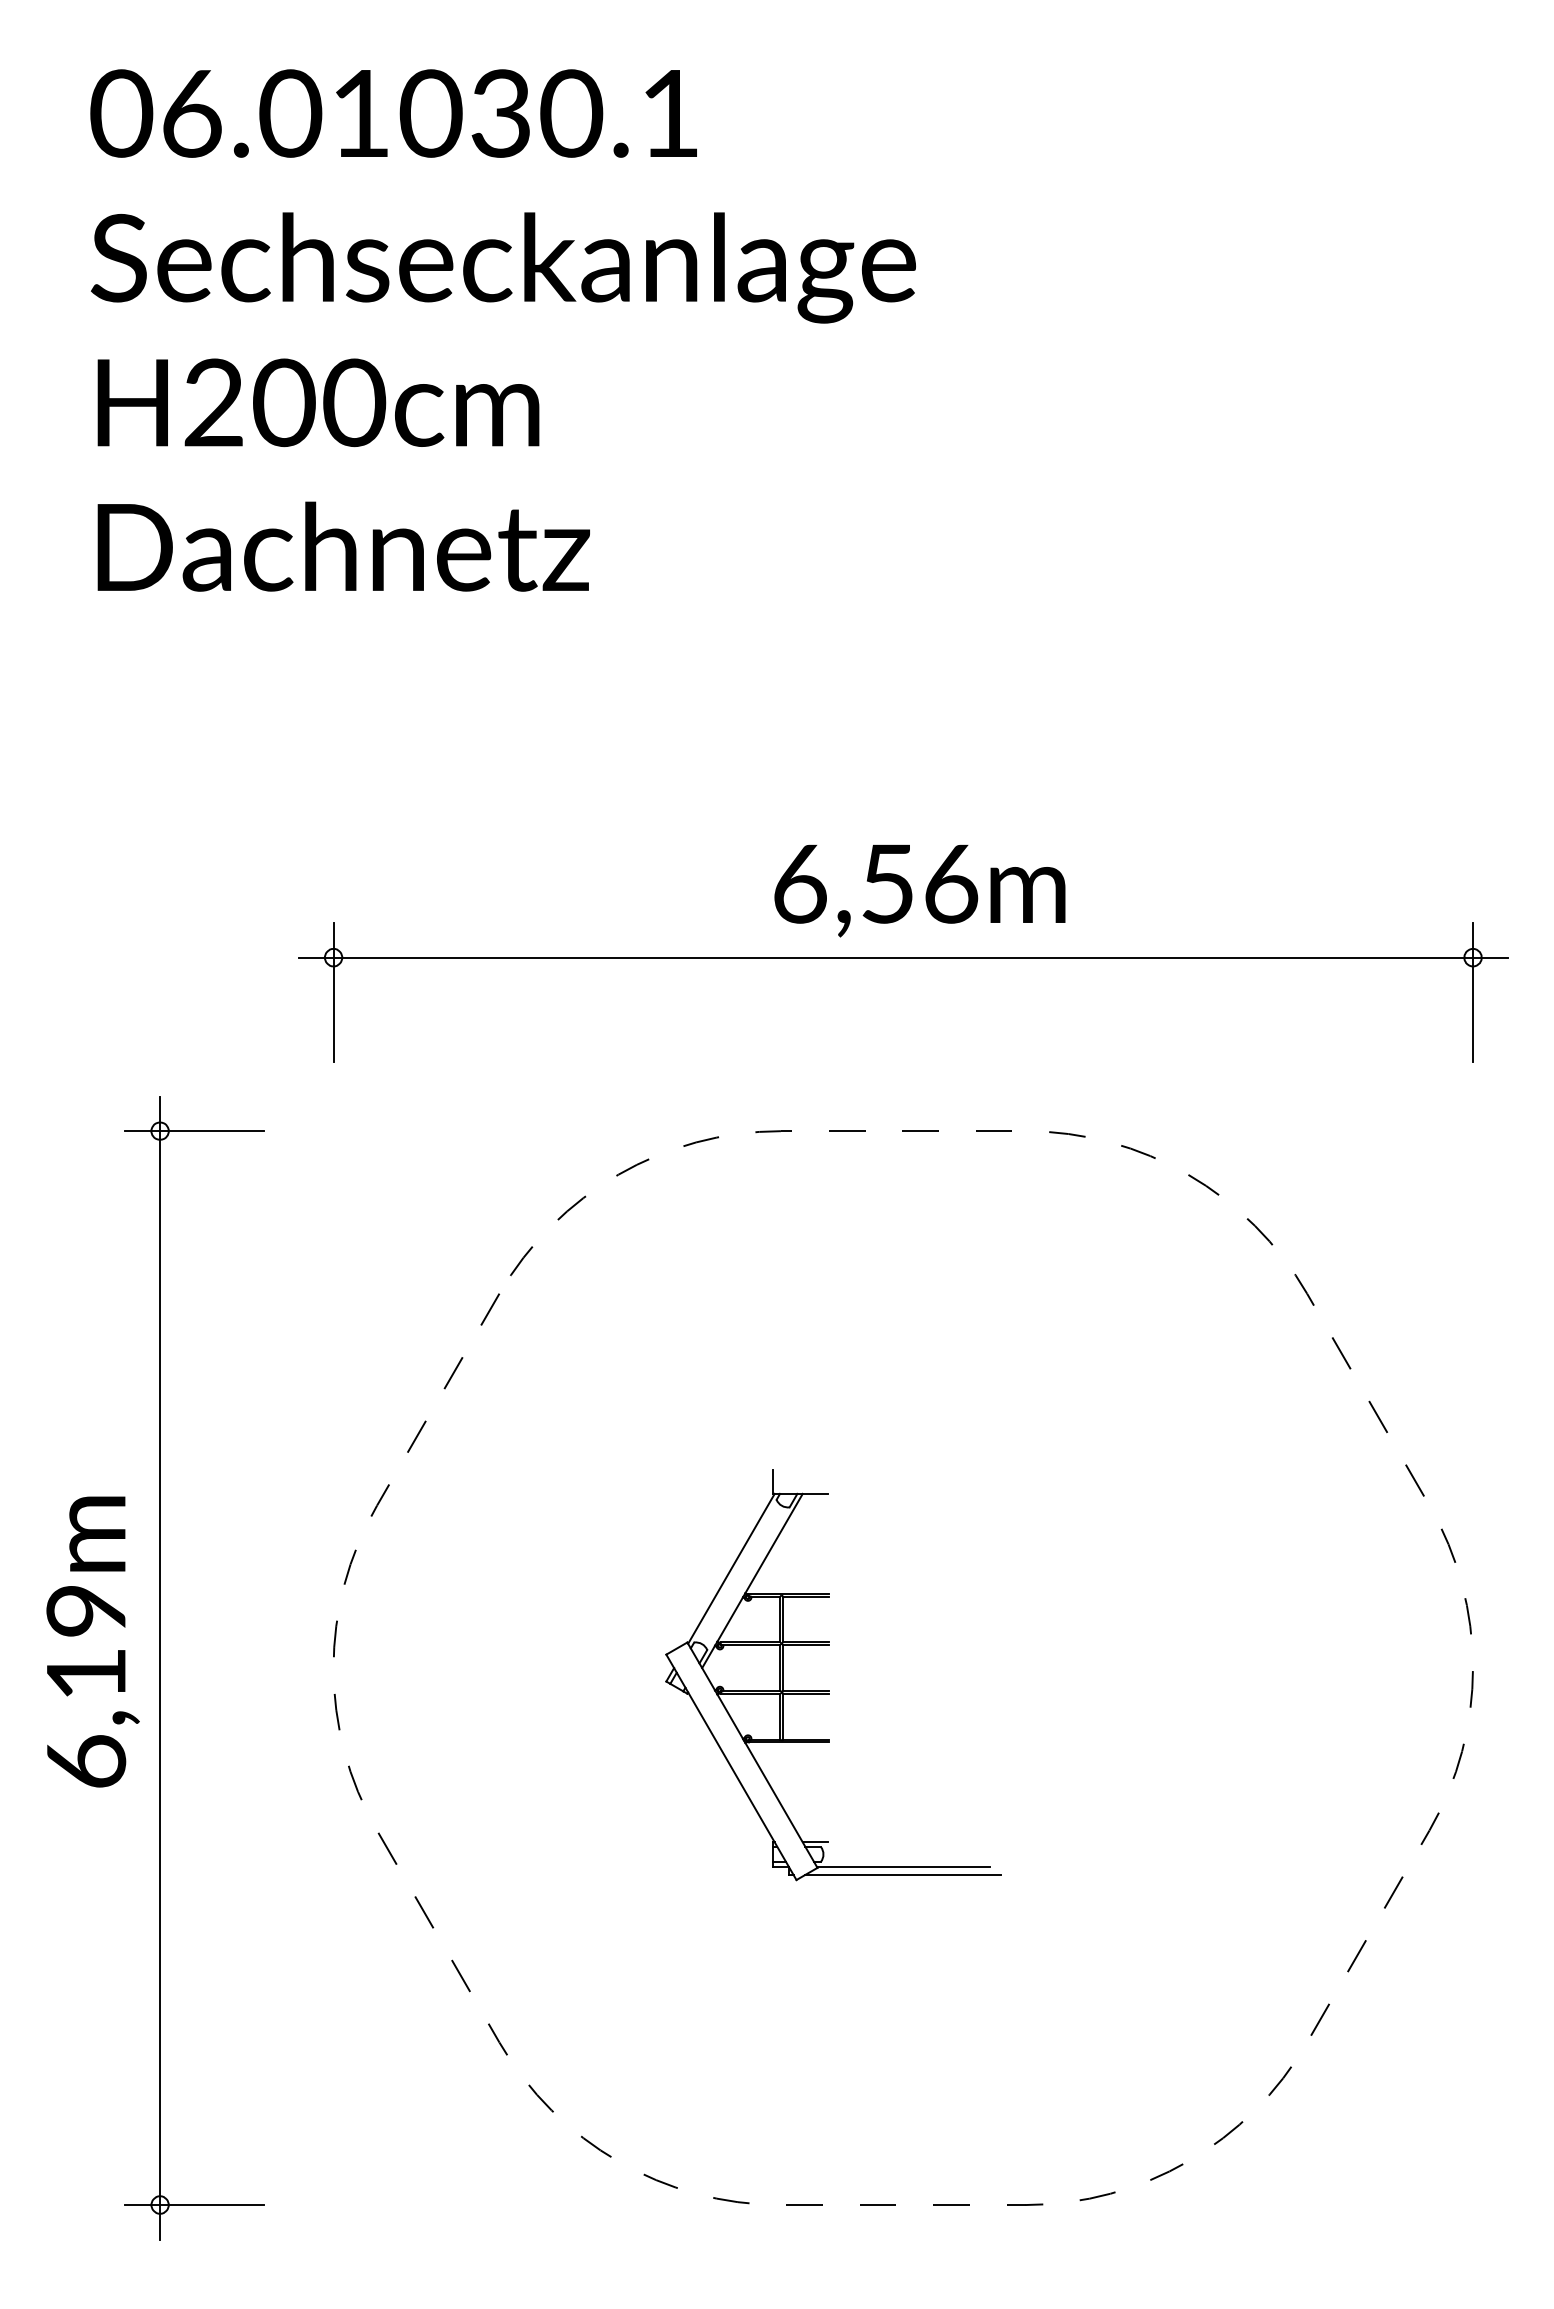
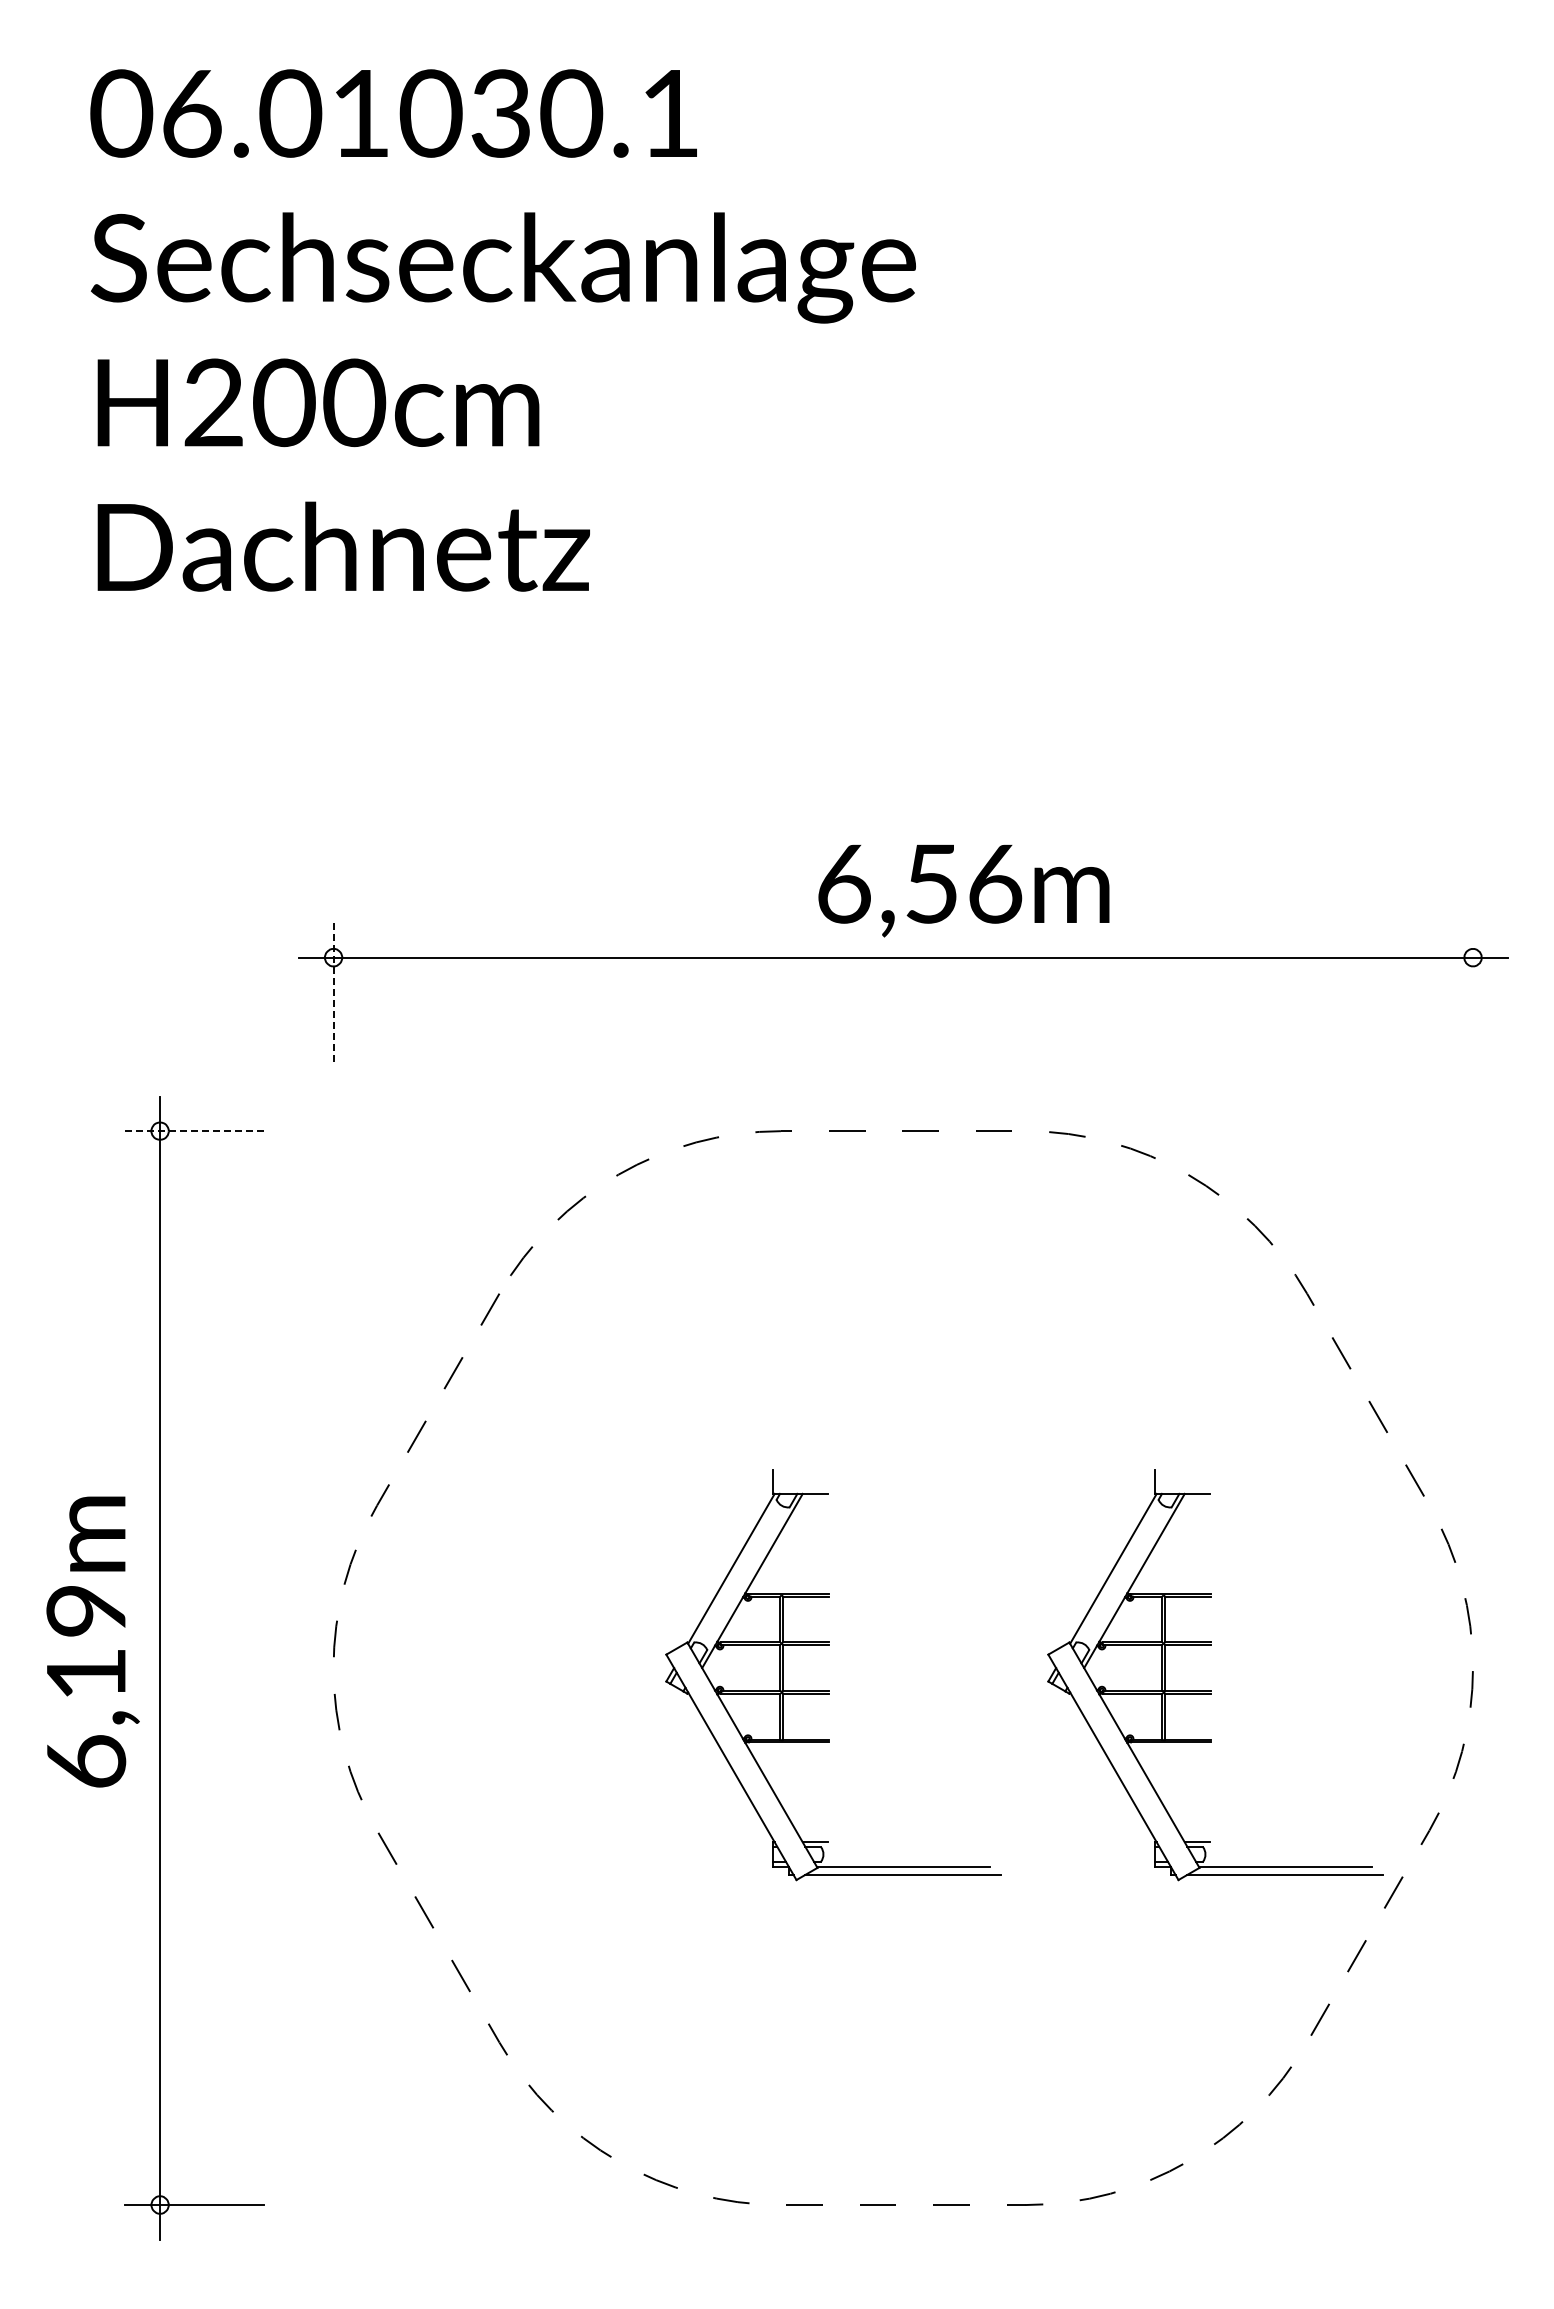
text position: (919, 891) -> (963, 891) (963, 891)
line: solid -> dashed (333, 991)
line: present -> none (1472, 991)
line: solid -> dashed (194, 1131)
part: none -> present (1211, 1690)
